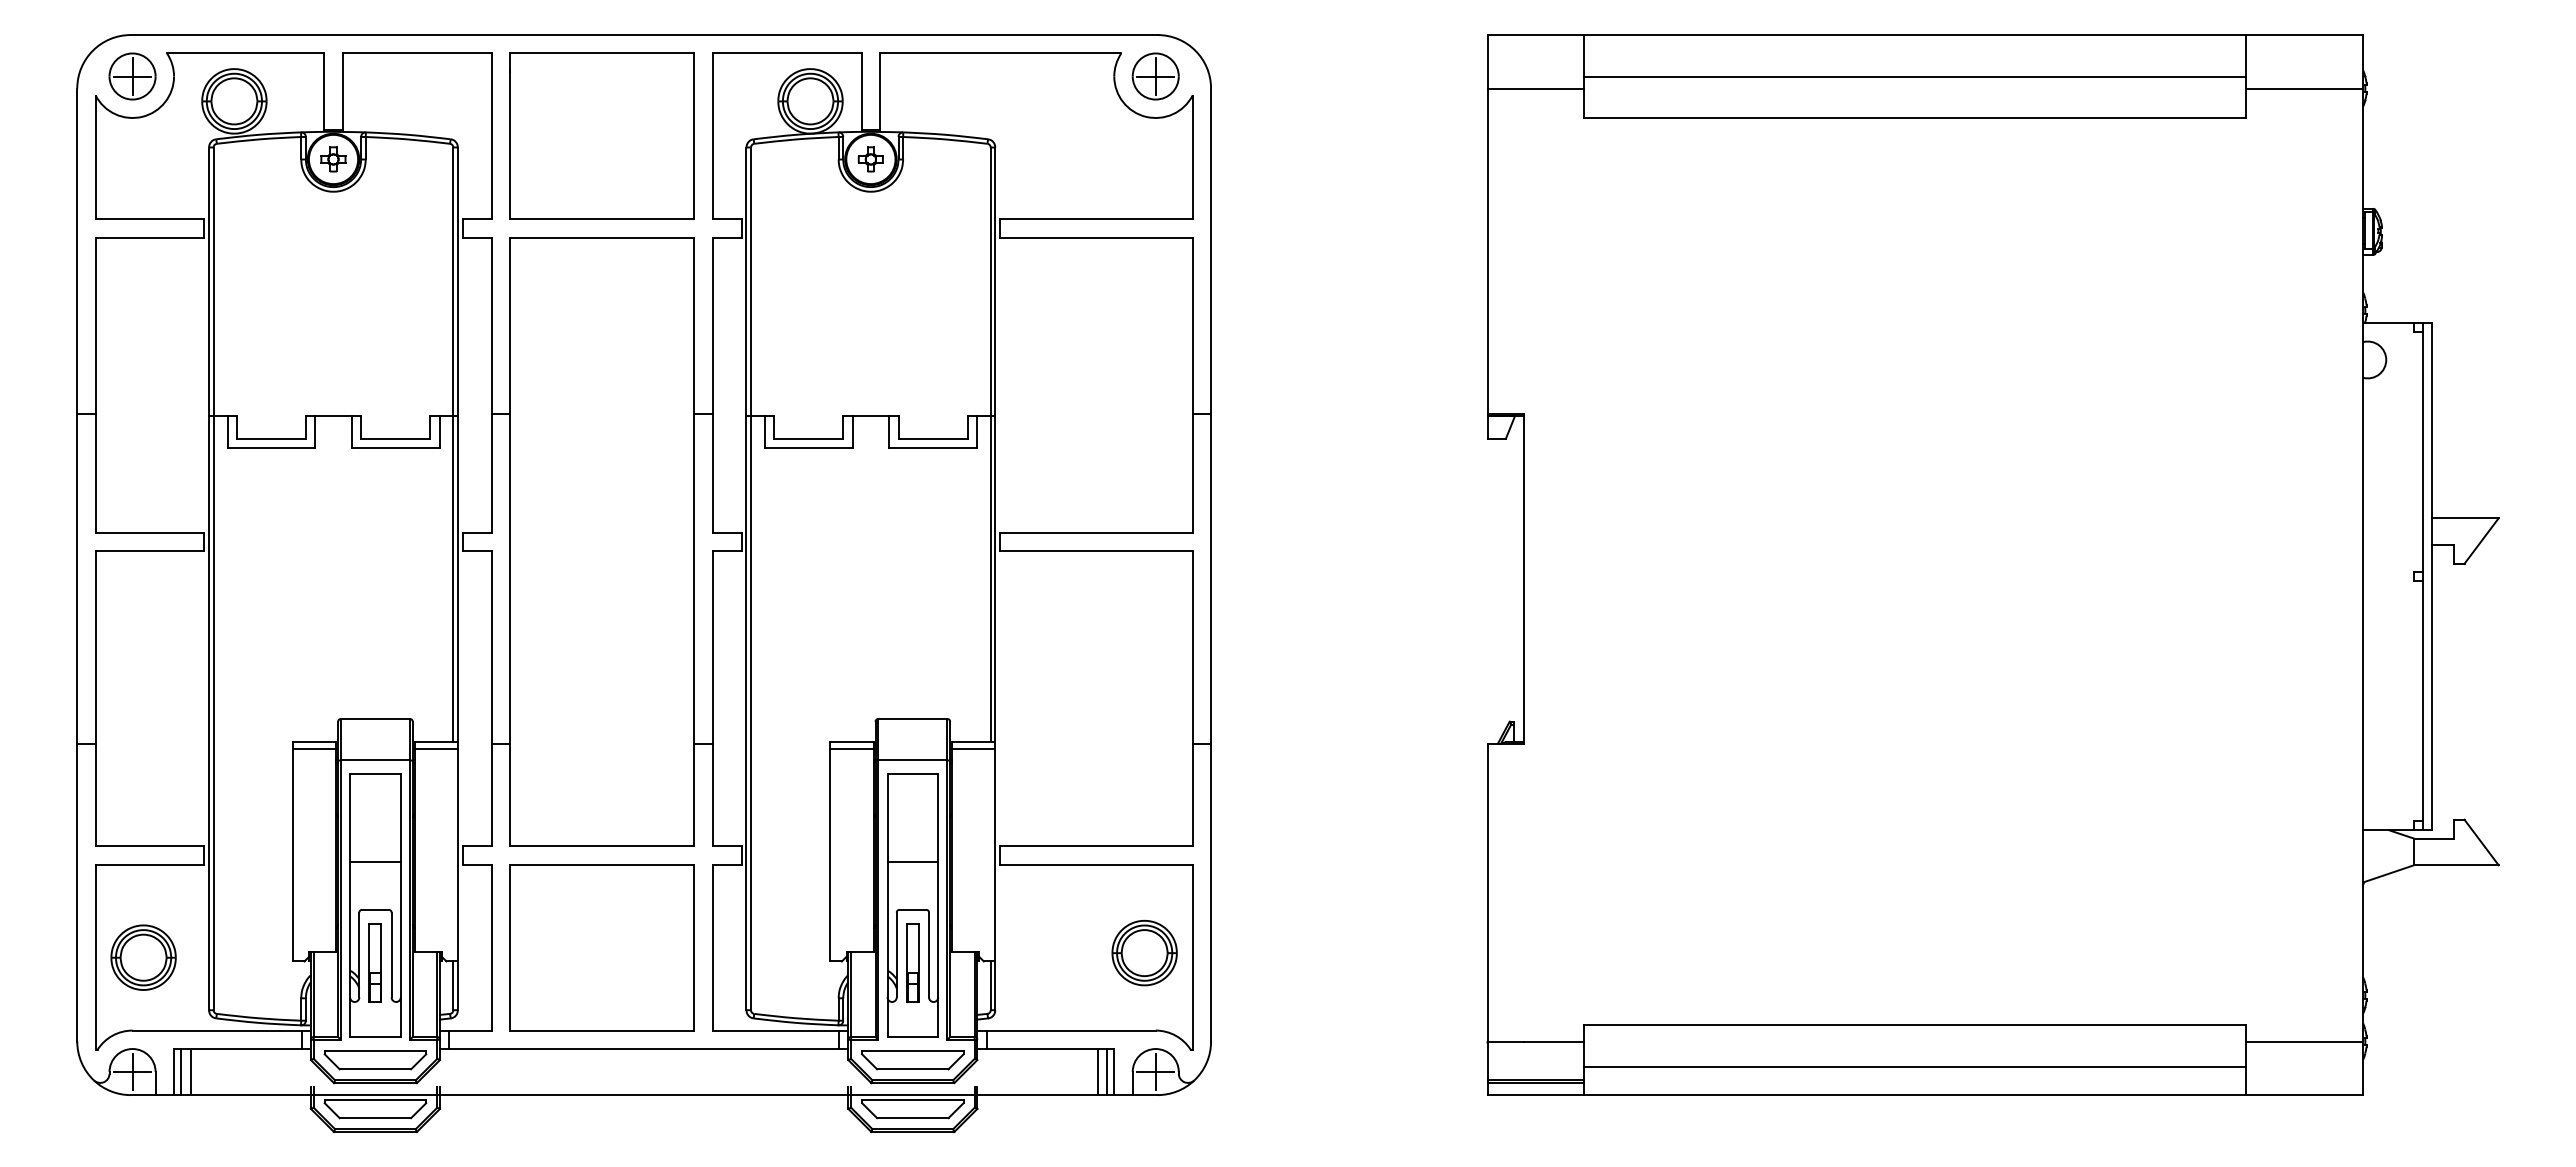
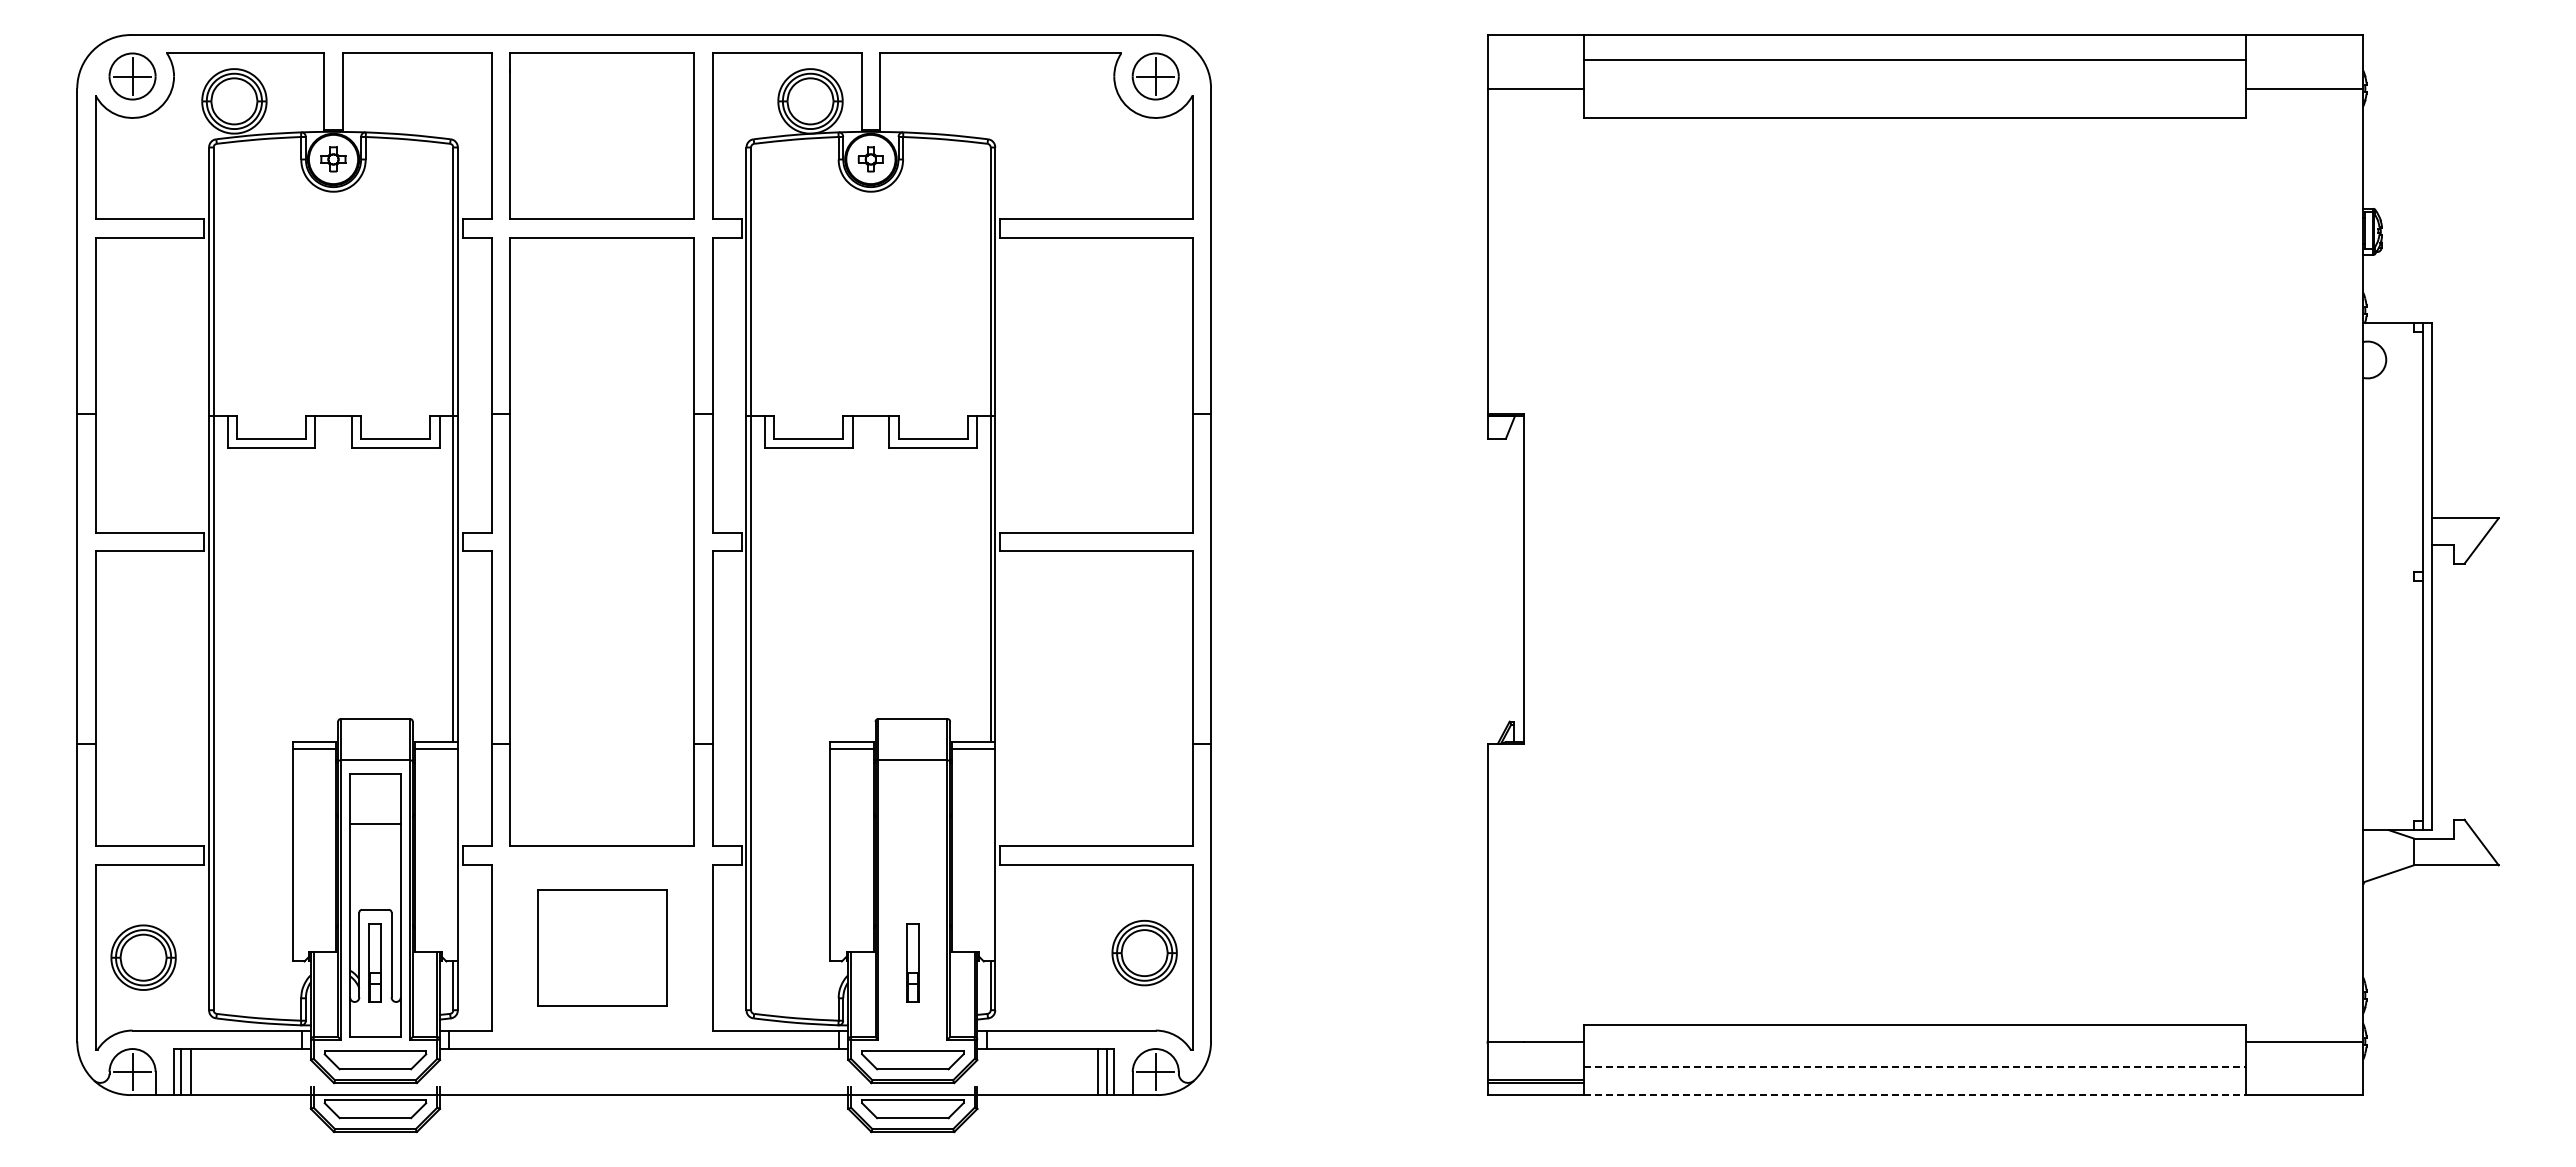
line position: (1915, 76) -> (1915, 59) (1915, 59)
line position: (375, 861) -> (375, 823) (375, 823)
part: present -> none (912, 905)
part size: 186x168 px -> 131x118 px (602, 947)
line: solid -> dashed (1915, 1066)
line: solid -> dashed (1915, 1095)
